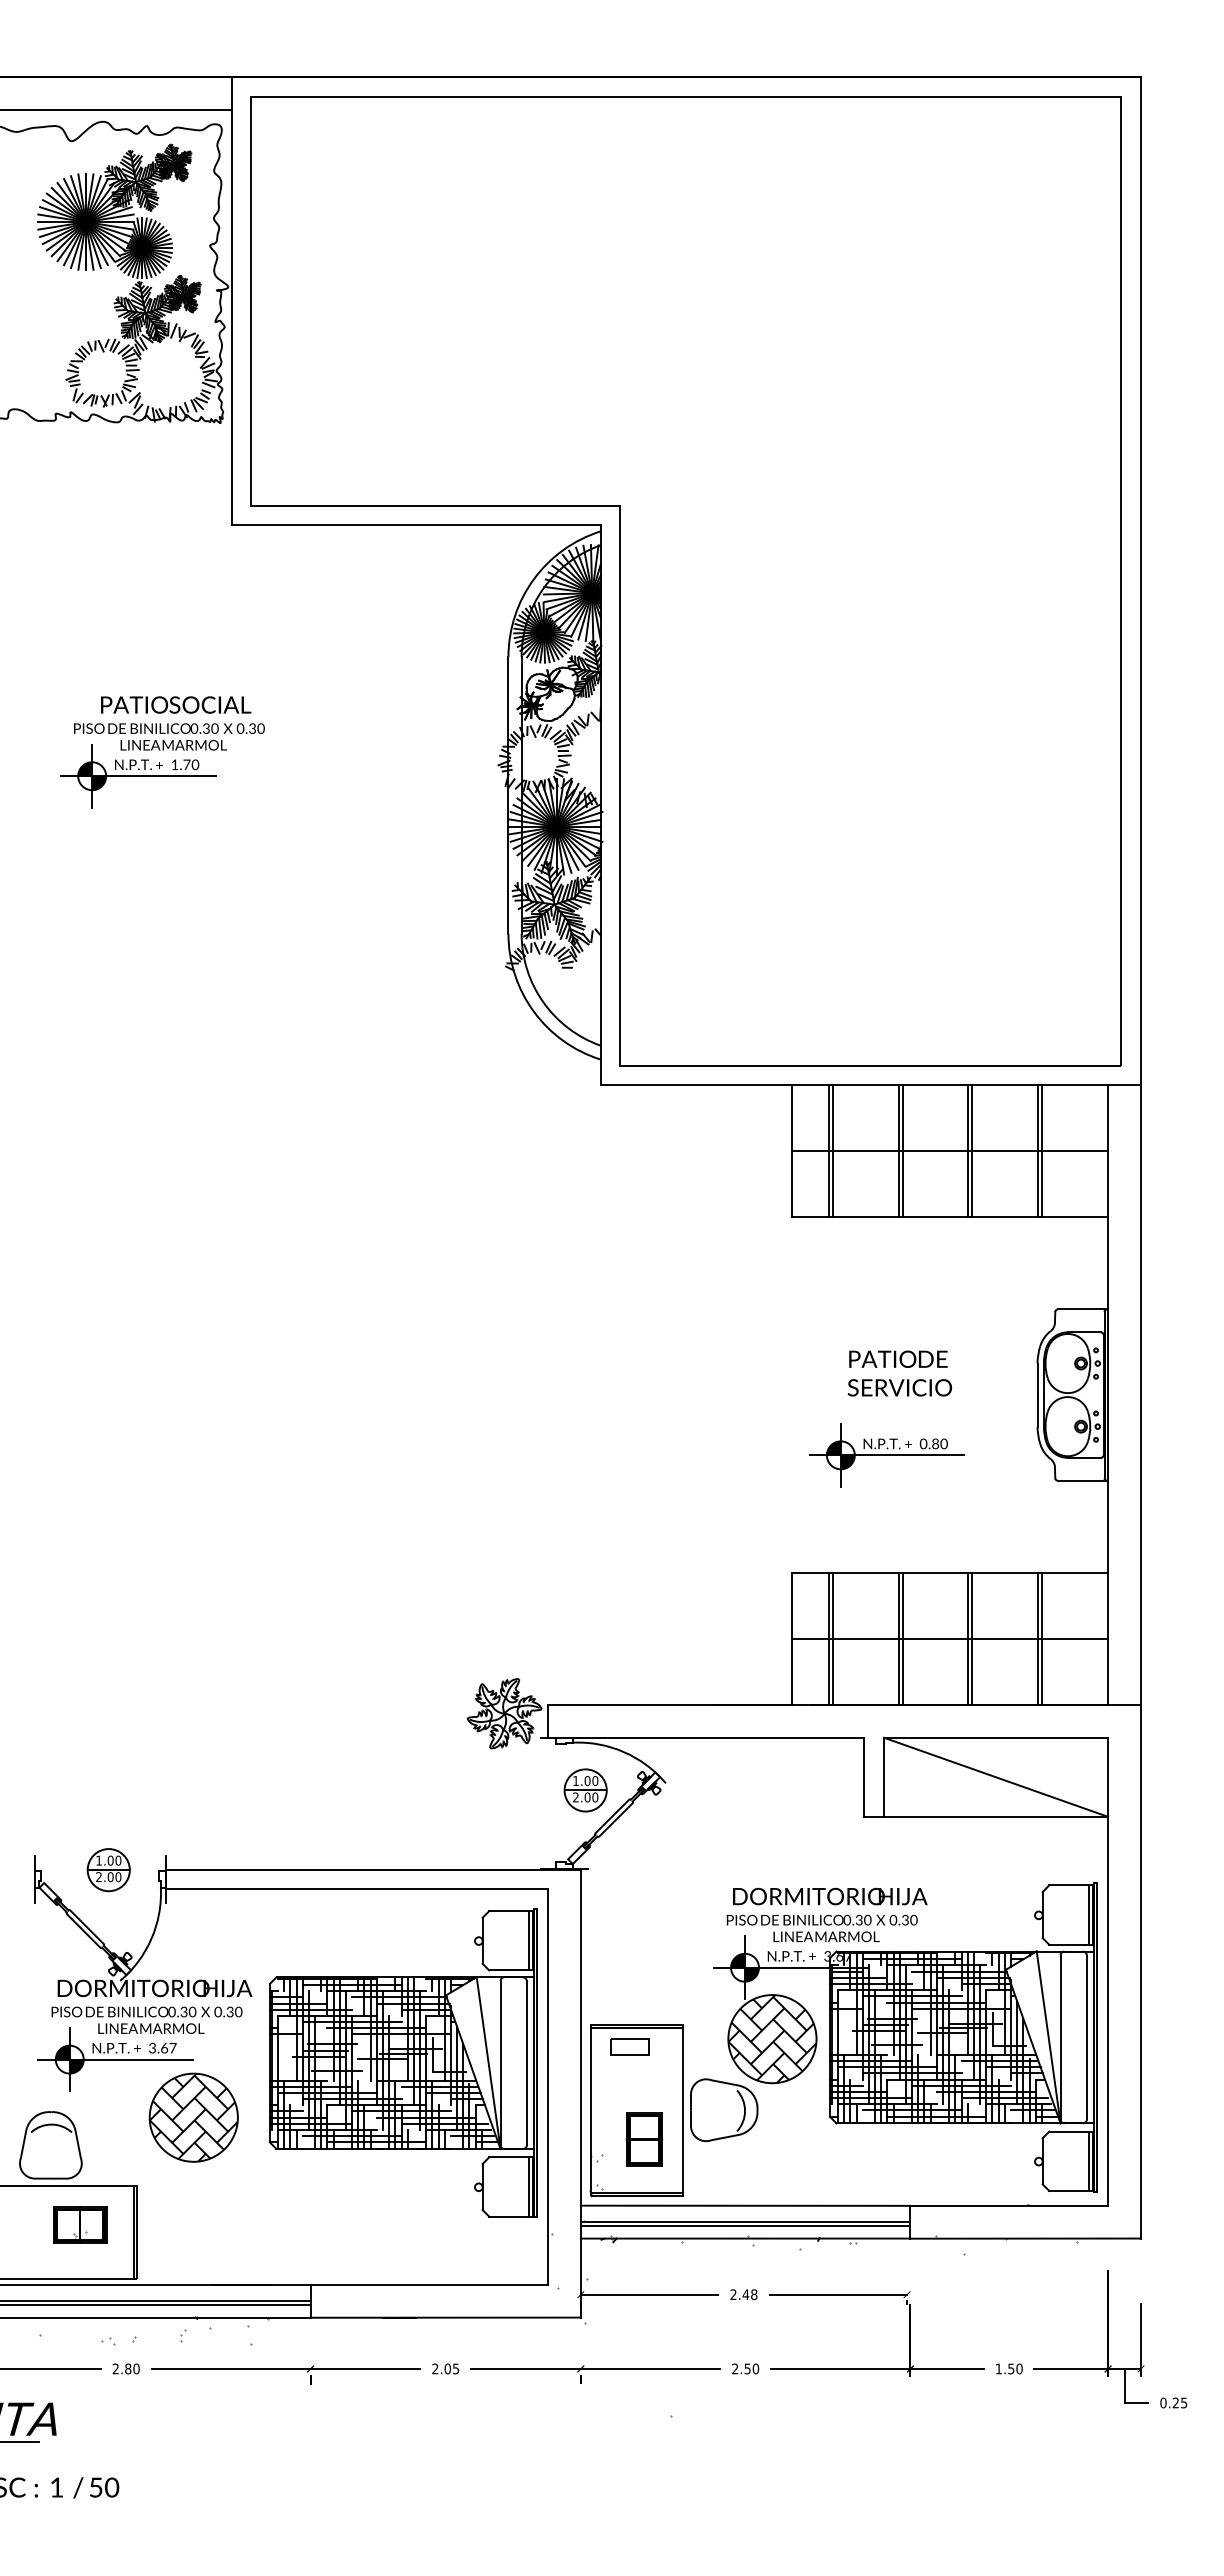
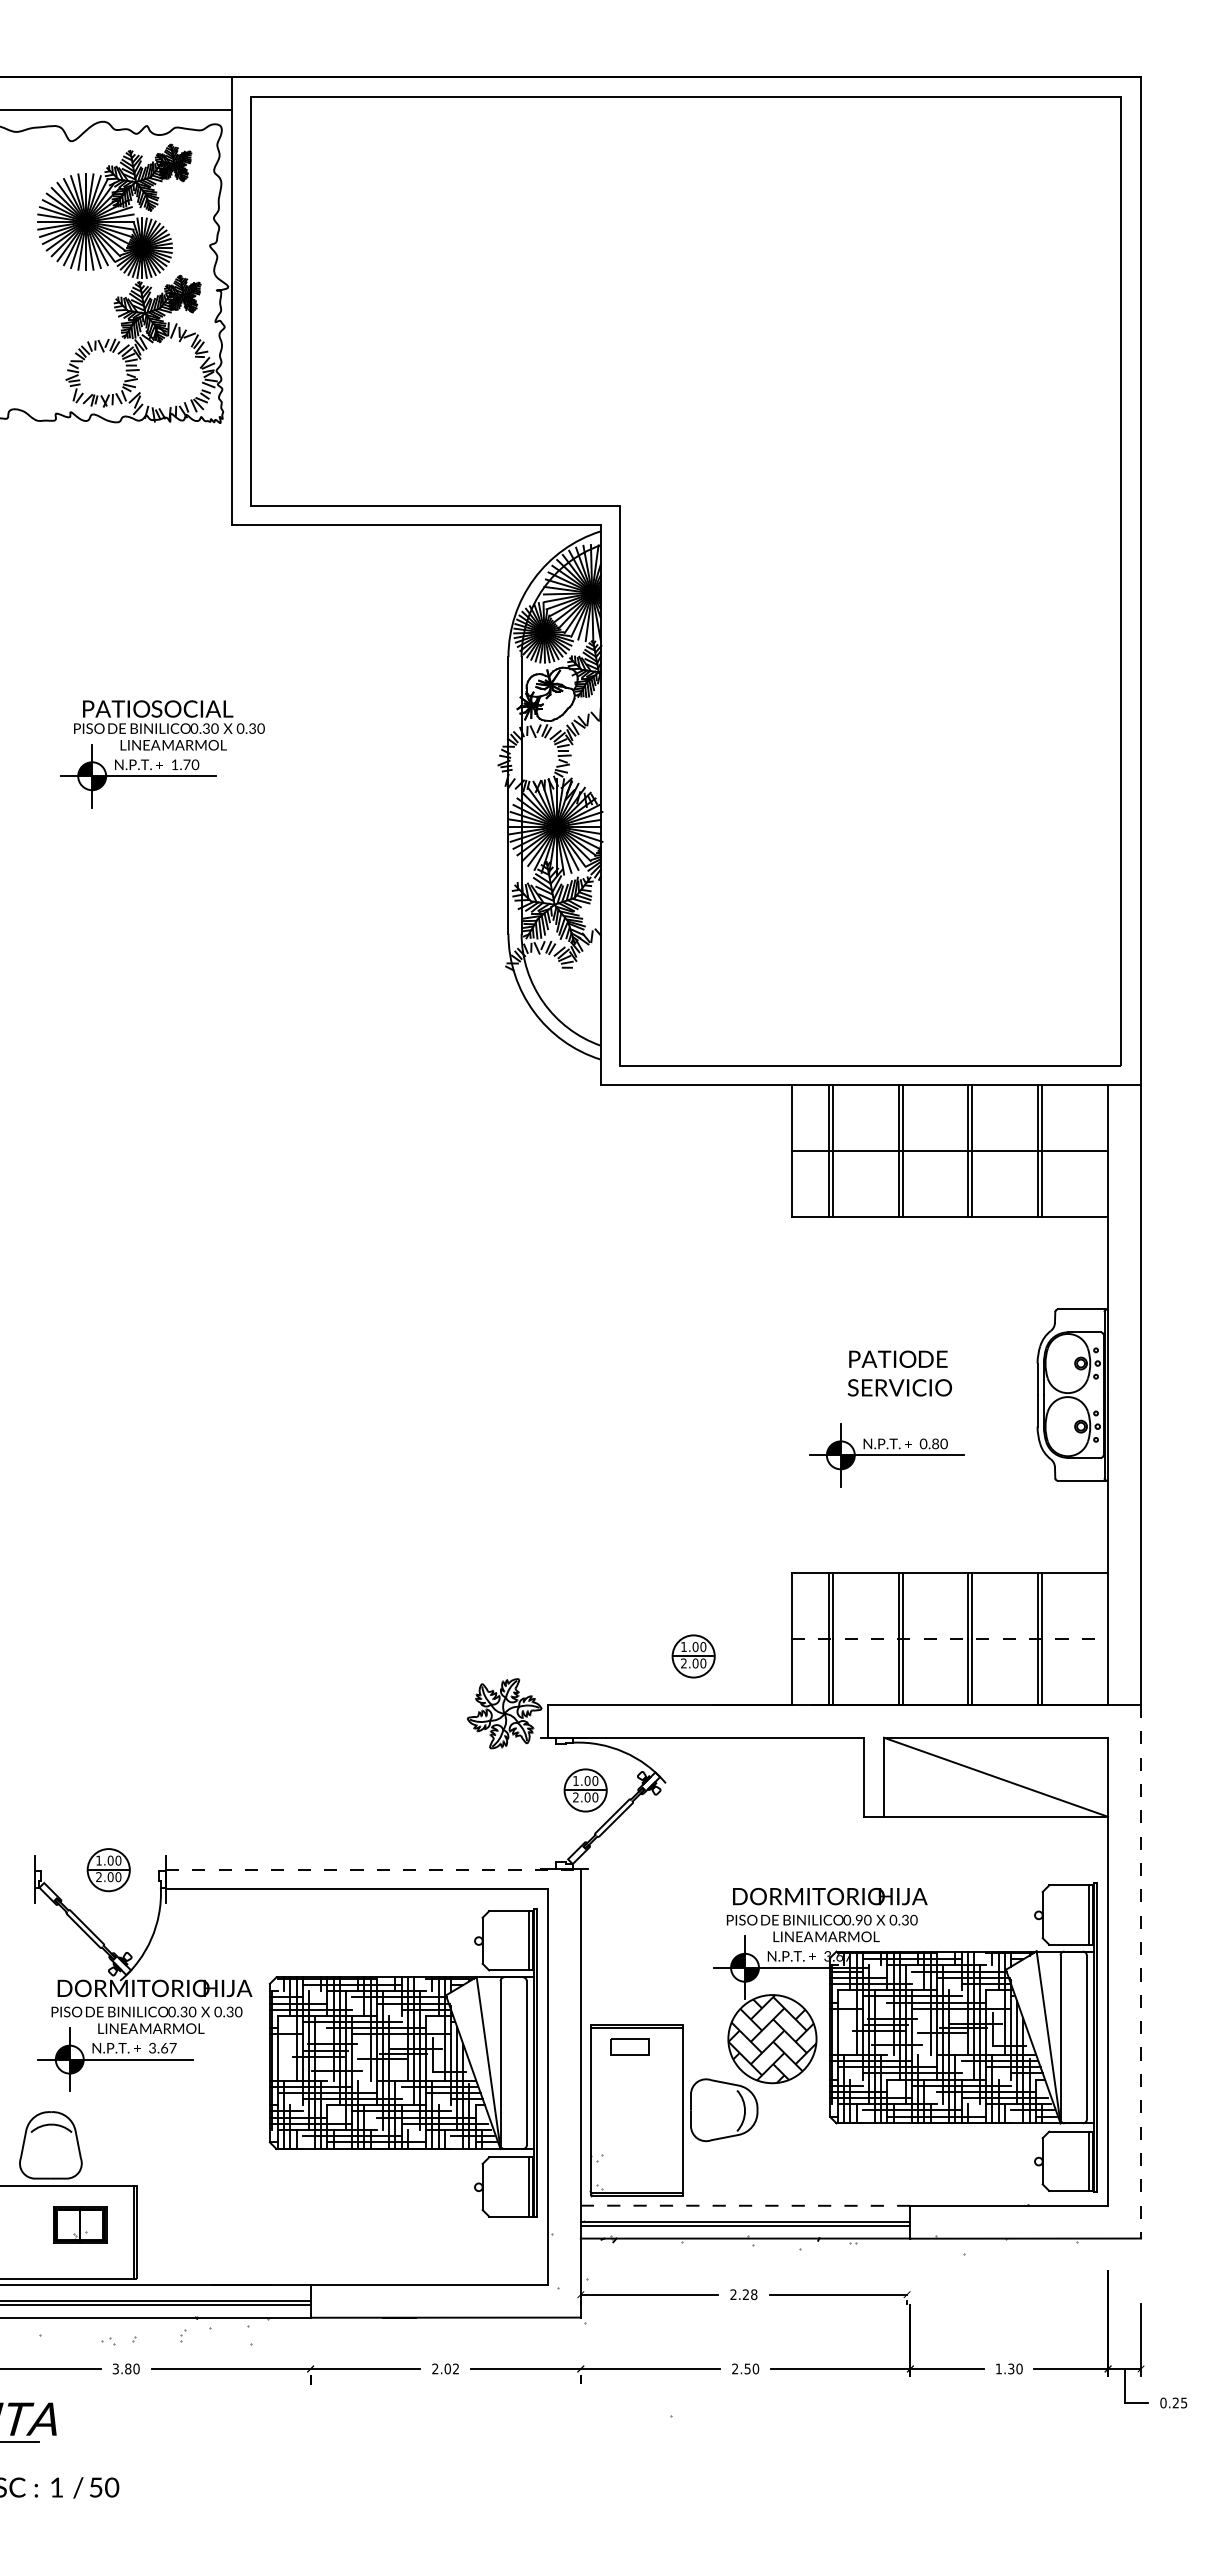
text position: (176, 704) -> (158, 708) (158, 708)
line: solid -> dashed (950, 1639)
part: none -> present (693, 1656)
line: solid -> dashed (373, 1869)
text: 0.30 -> 0.90 (858, 1920)
line: solid -> dashed (1141, 1971)
part: present -> none (193, 2117)
part: present -> none (643, 2139)
line: solid -> dashed (745, 2205)
text: 2.48 -> 2.28 (745, 2294)
text: 2.05 -> 2.02 (455, 2368)
text: 1.50 -> 1.30 (1011, 2368)
text: 2.80 -> 3.80 (115, 2369)
